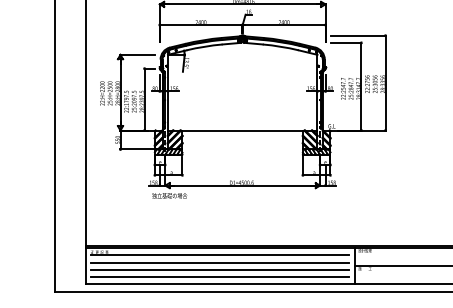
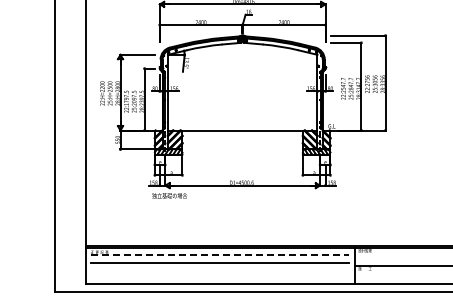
line: solid -> dashed (220, 255)
line: present -> none (219, 269)
line: present -> none (219, 277)
